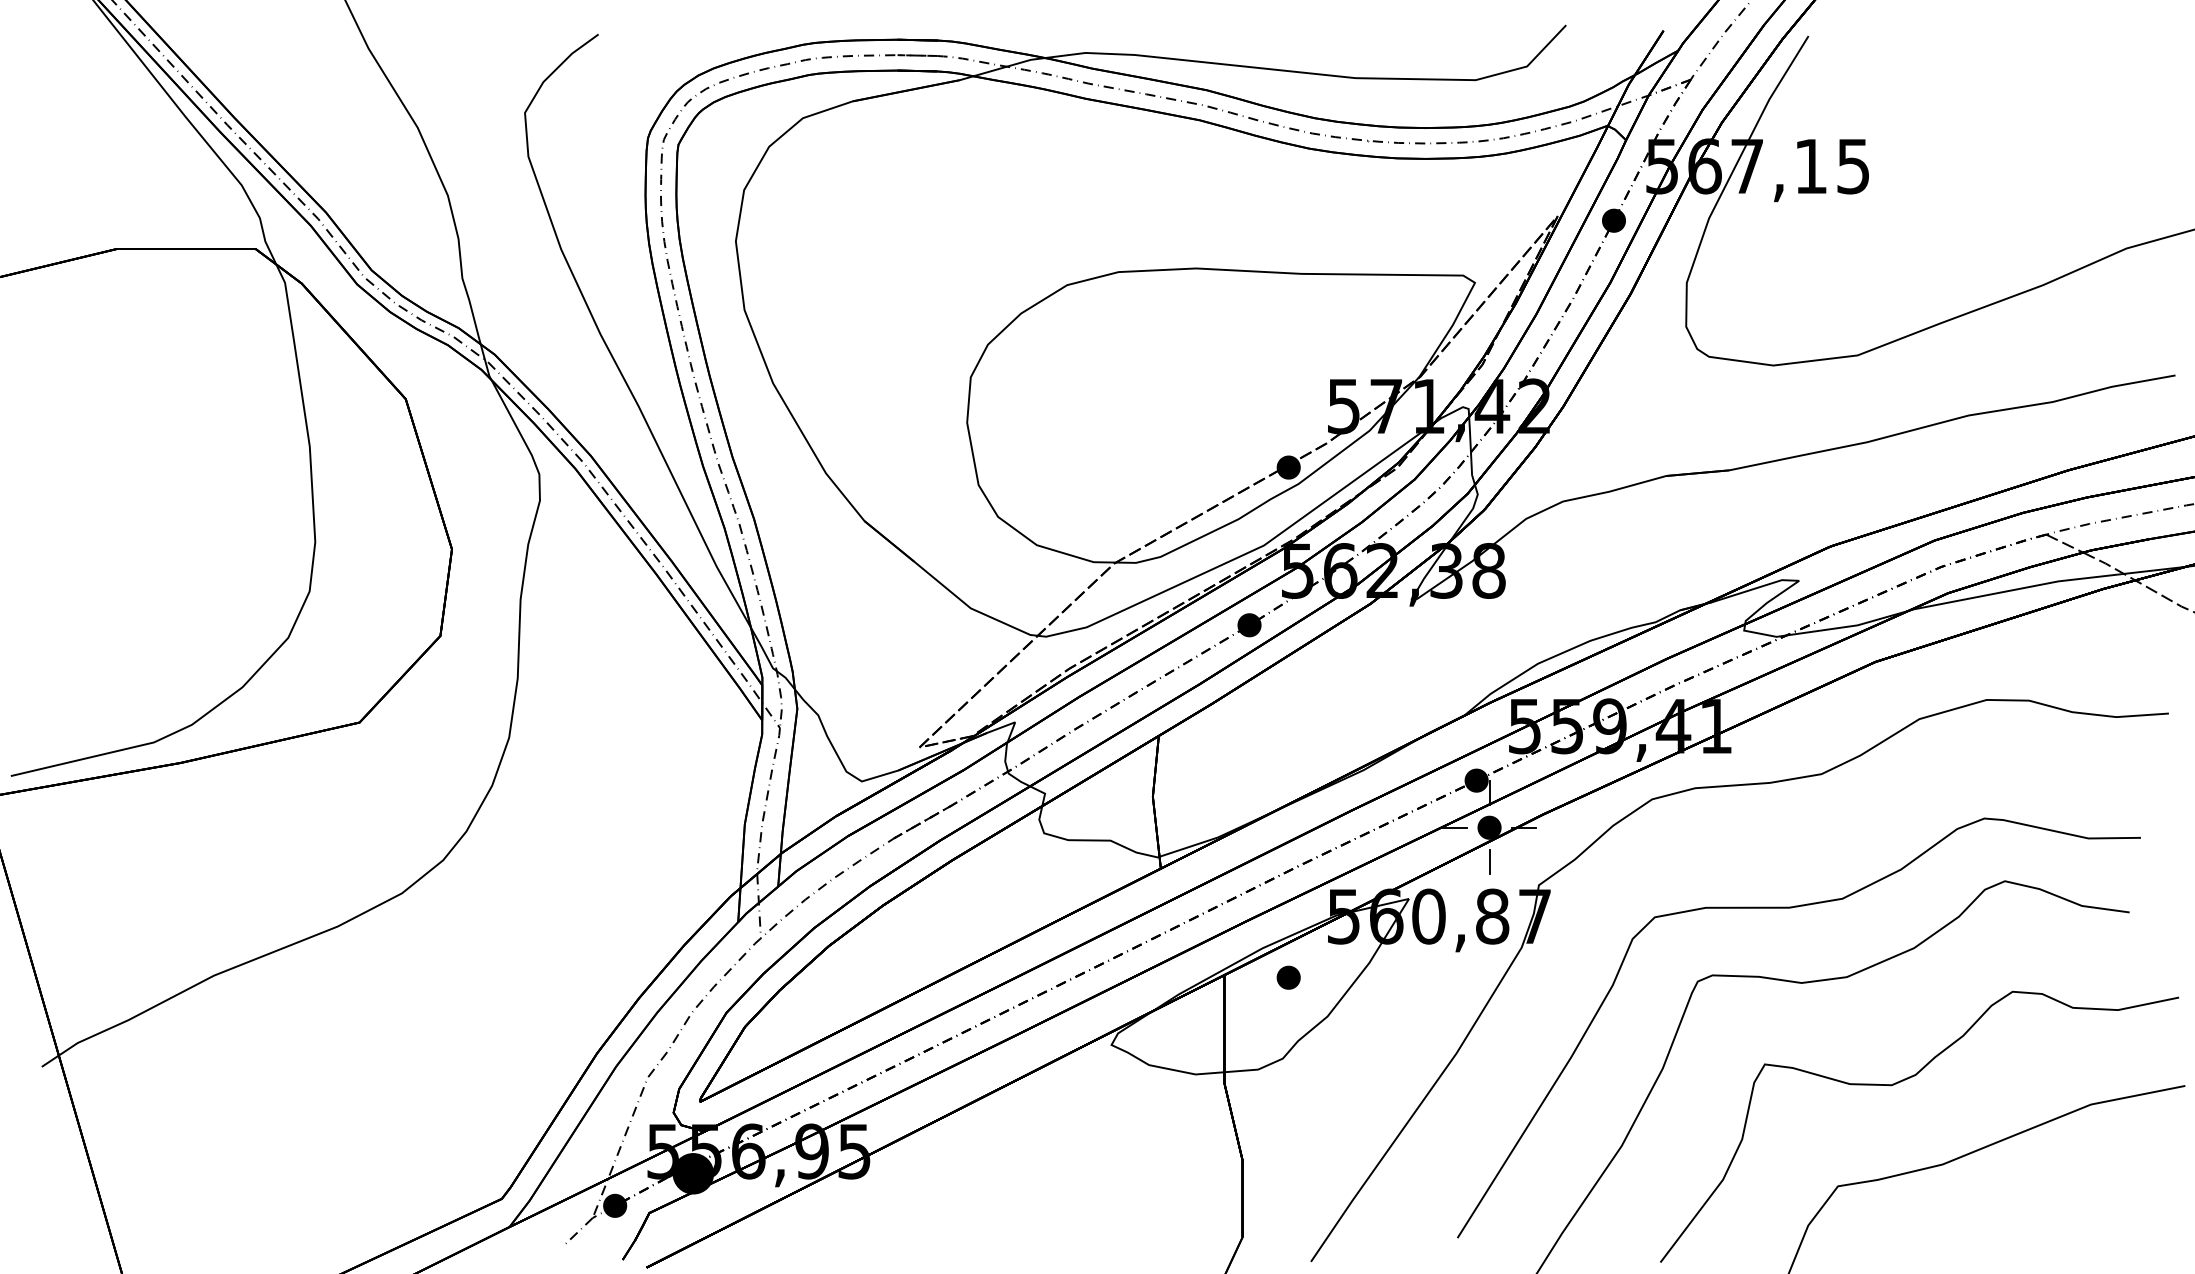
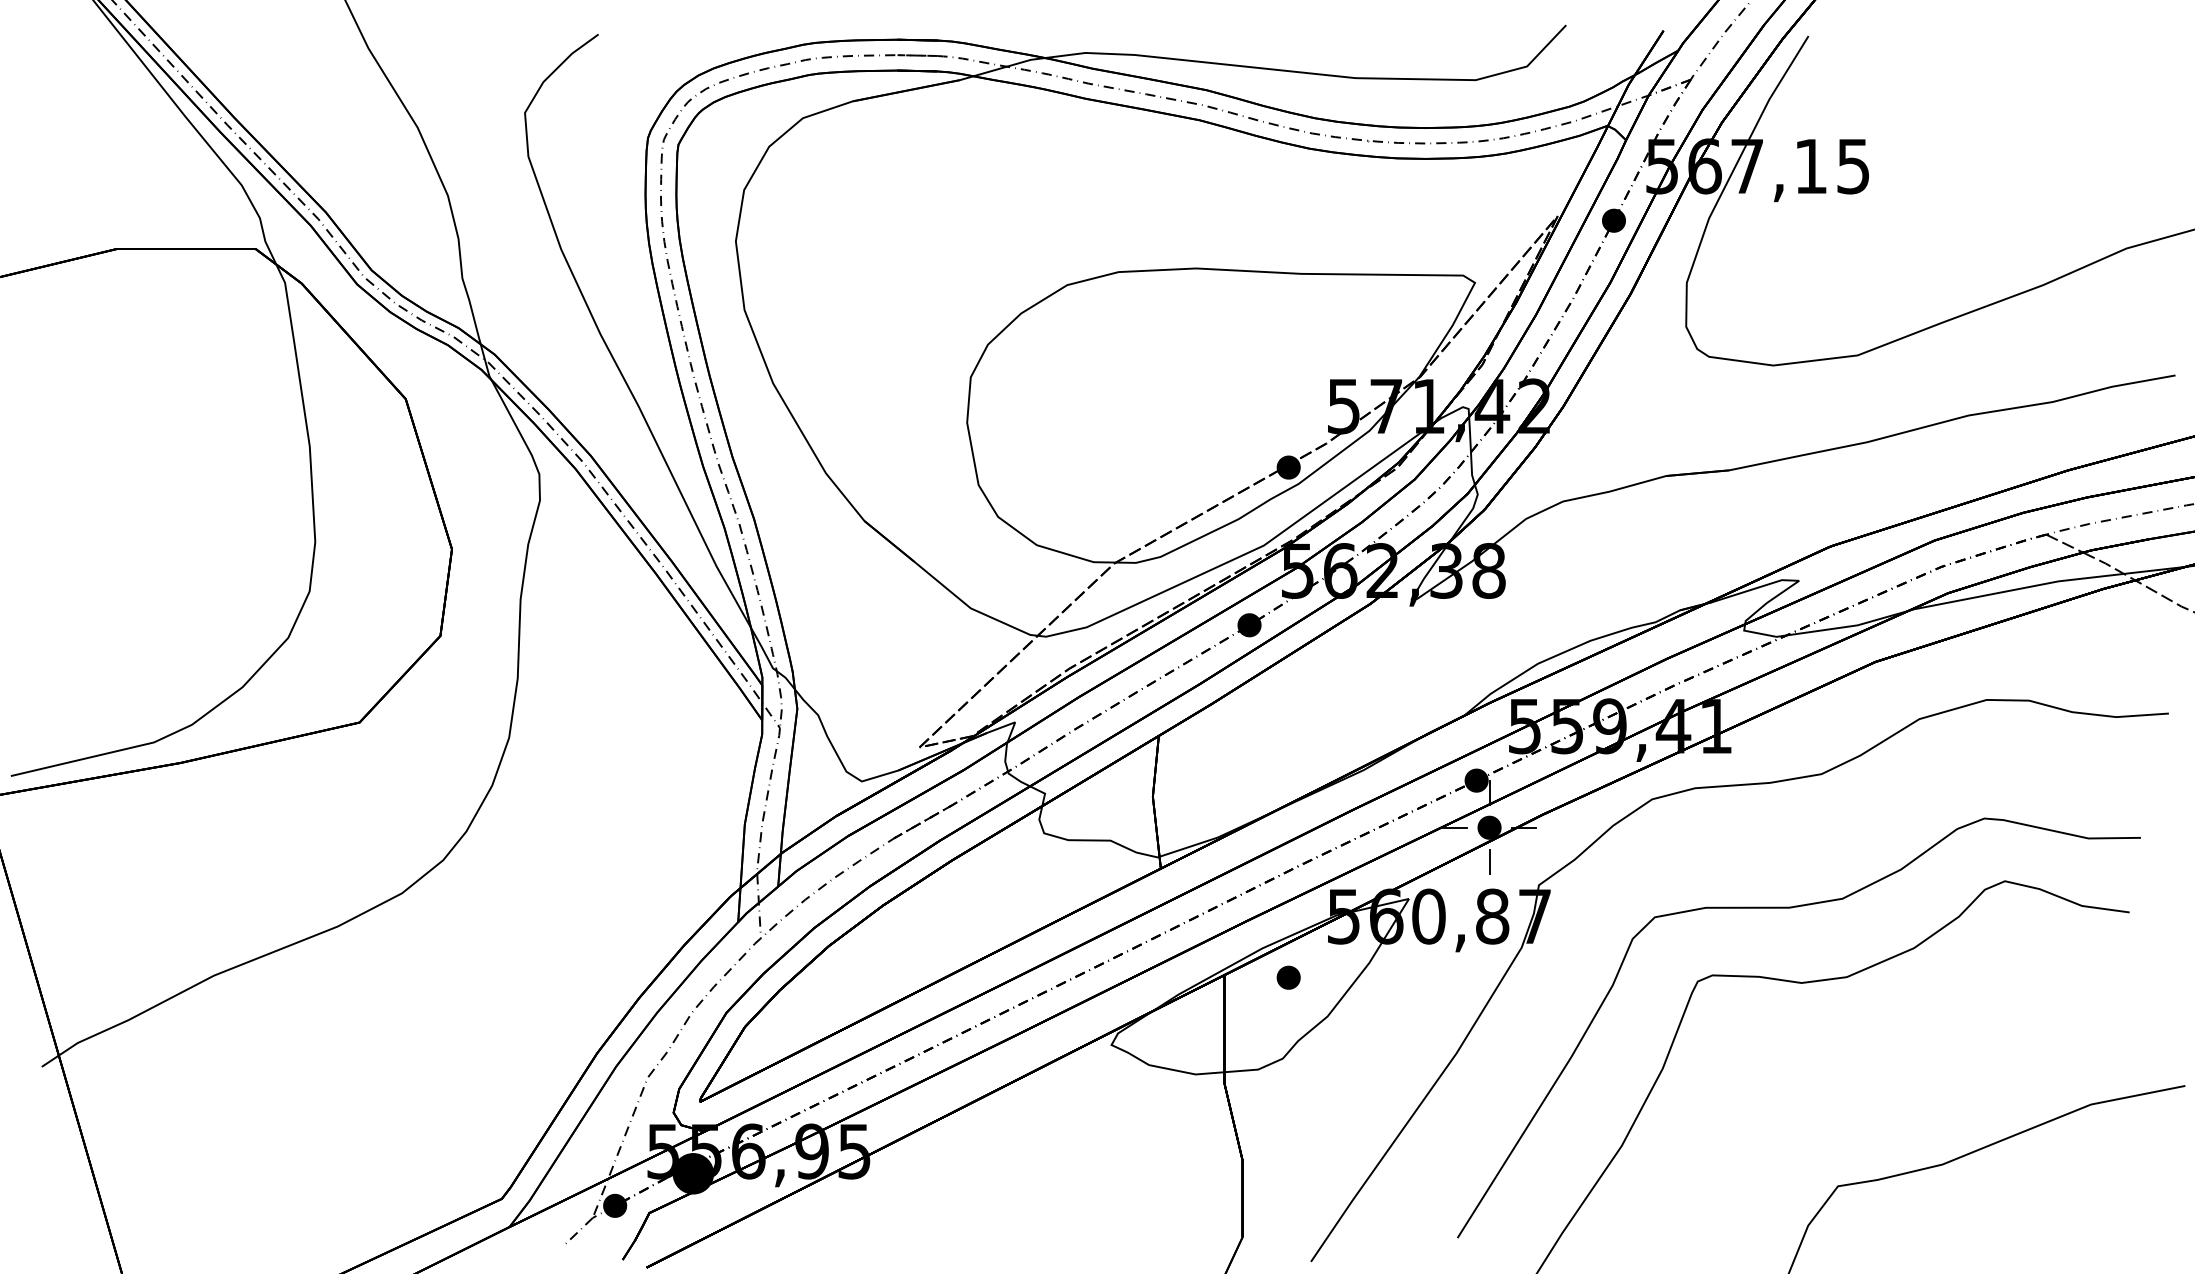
curve: present -> none (1903, 1081)
